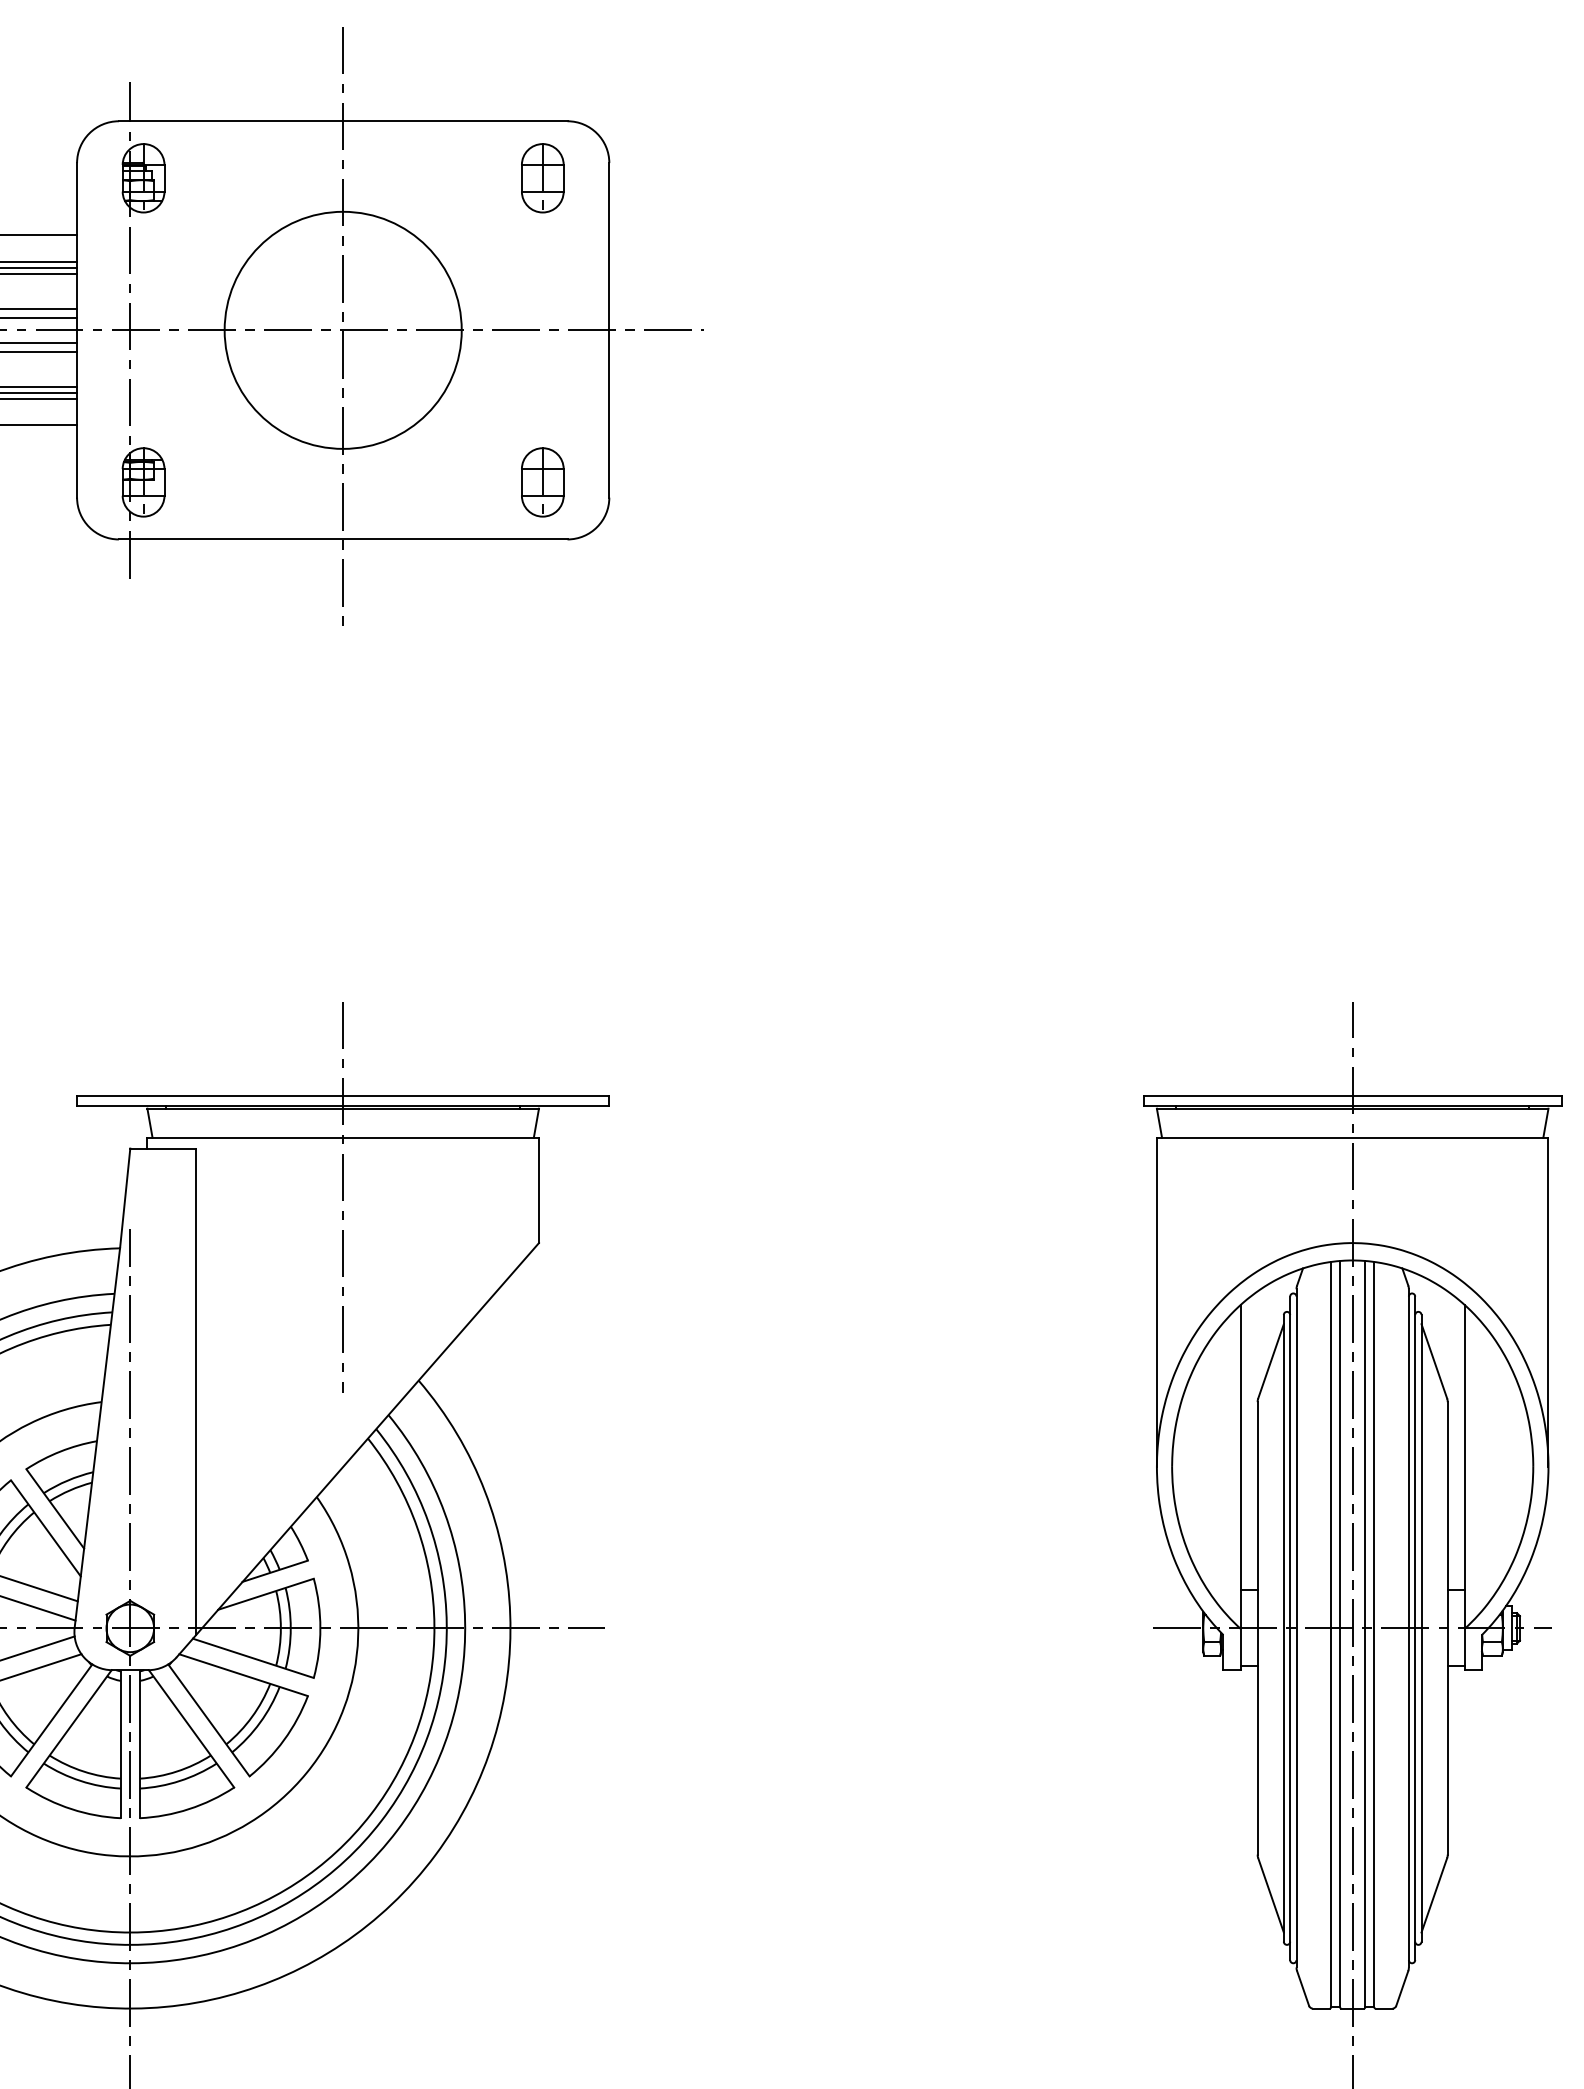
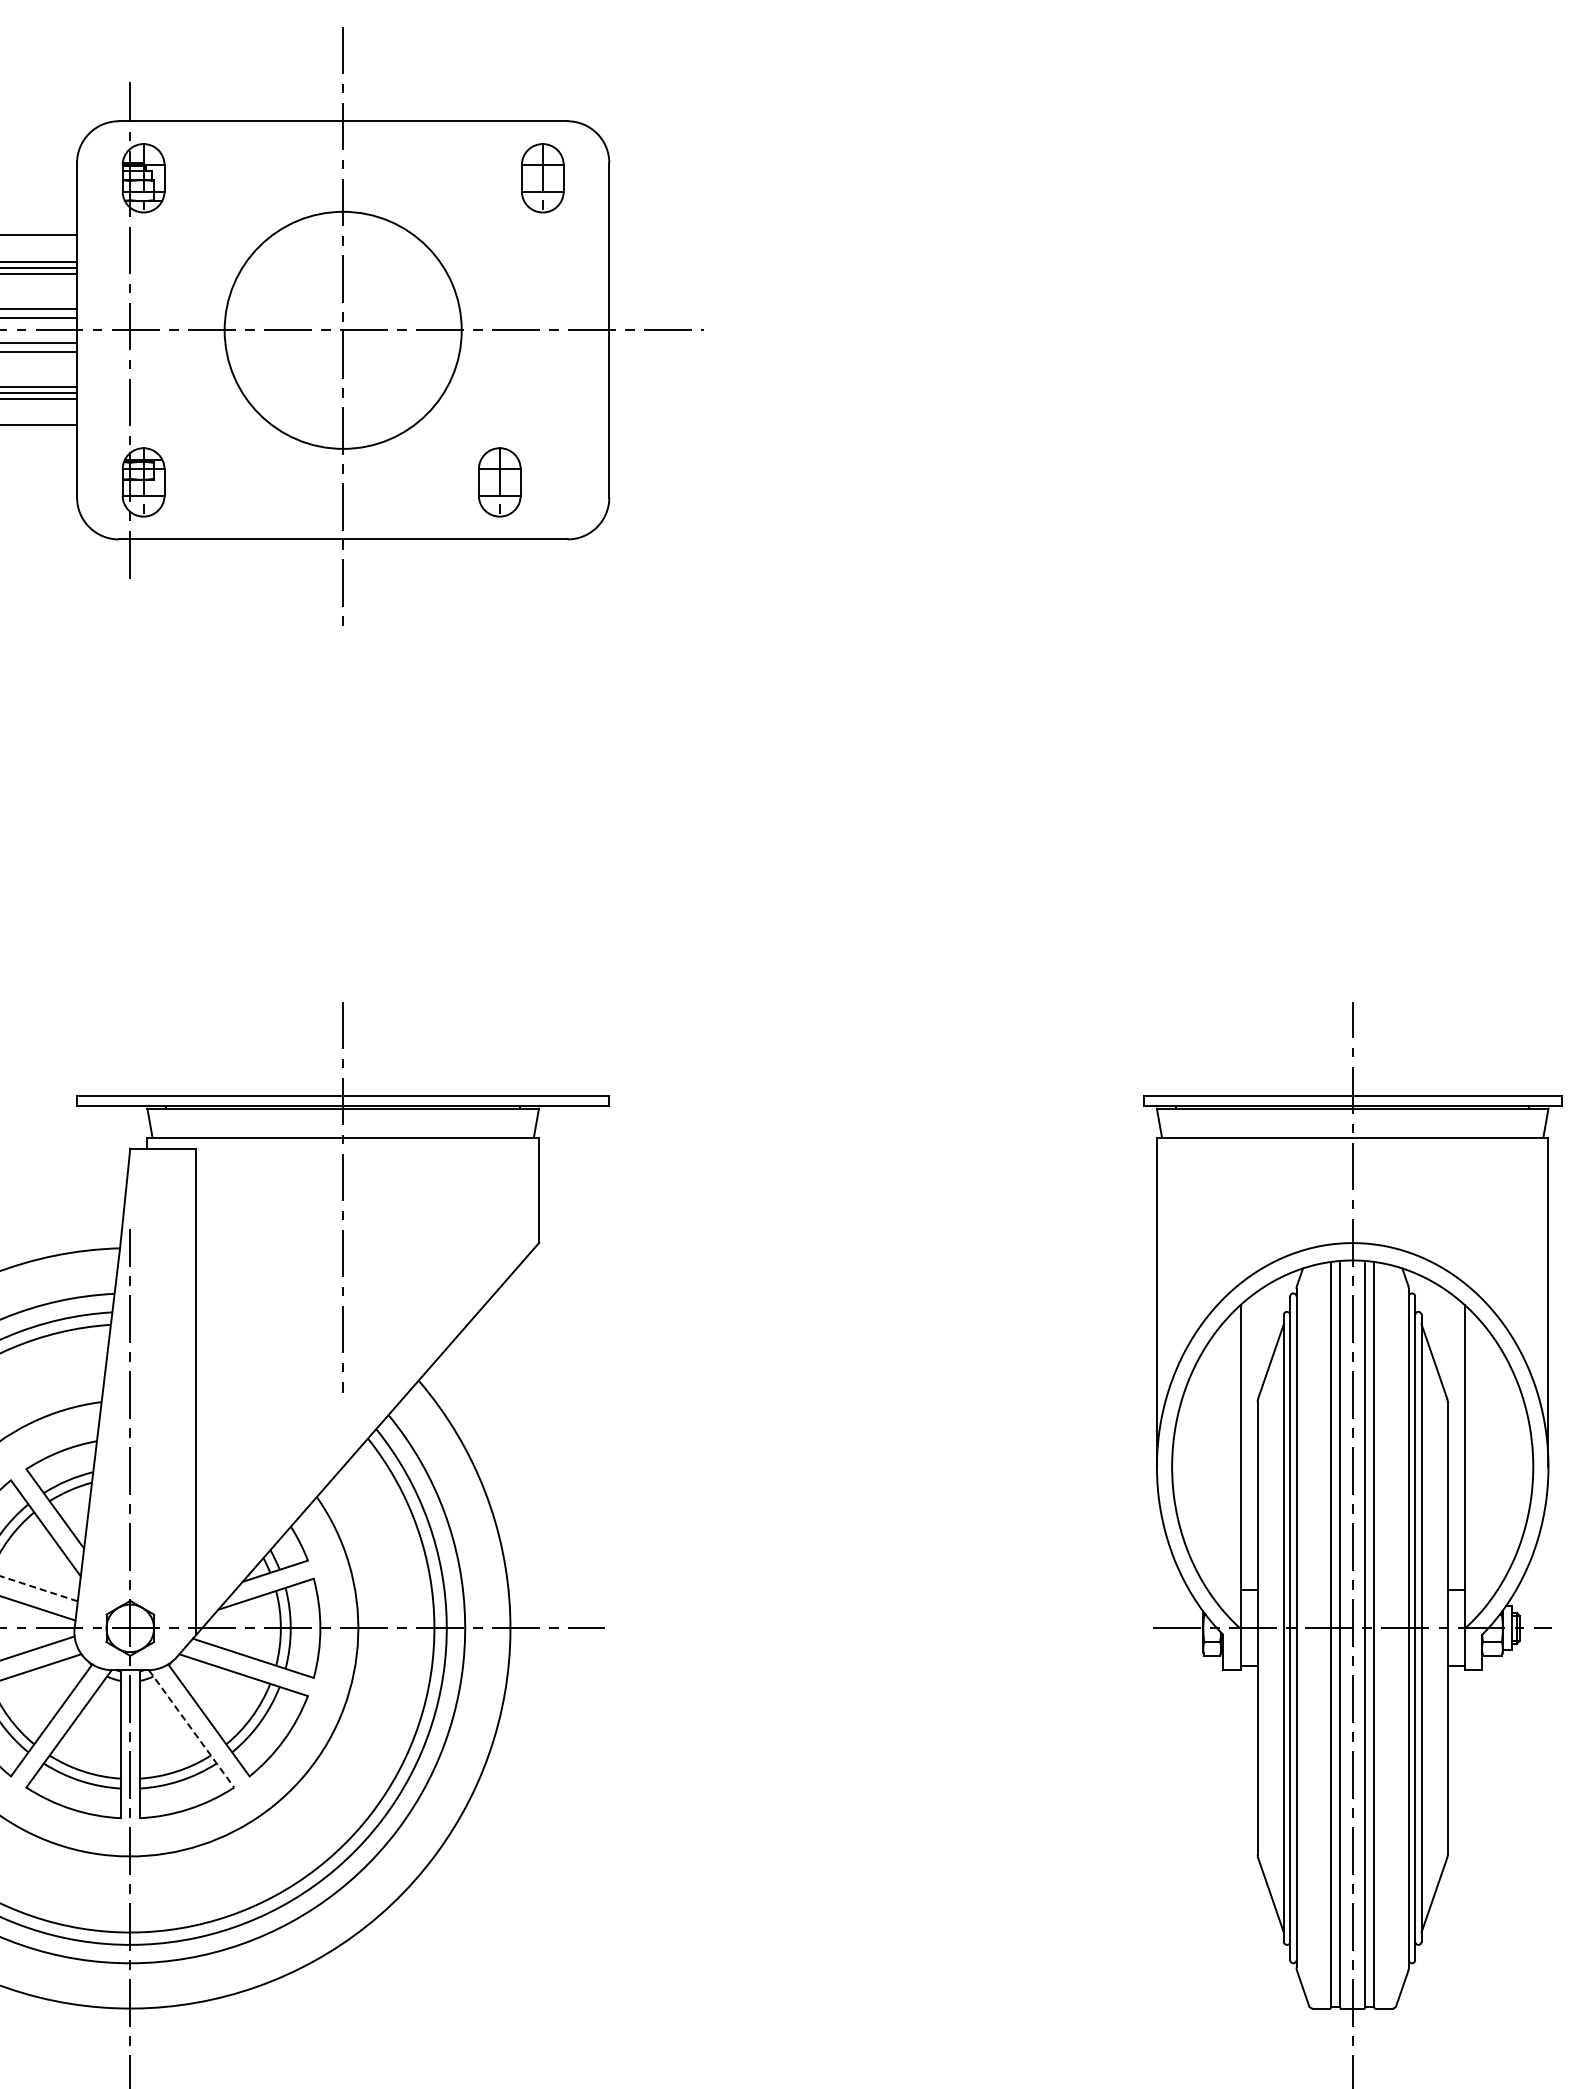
part position: (542, 482) -> (499, 482) (499, 482)
line: solid -> dashed (38, 1588)
line: solid -> dashed (191, 1728)
